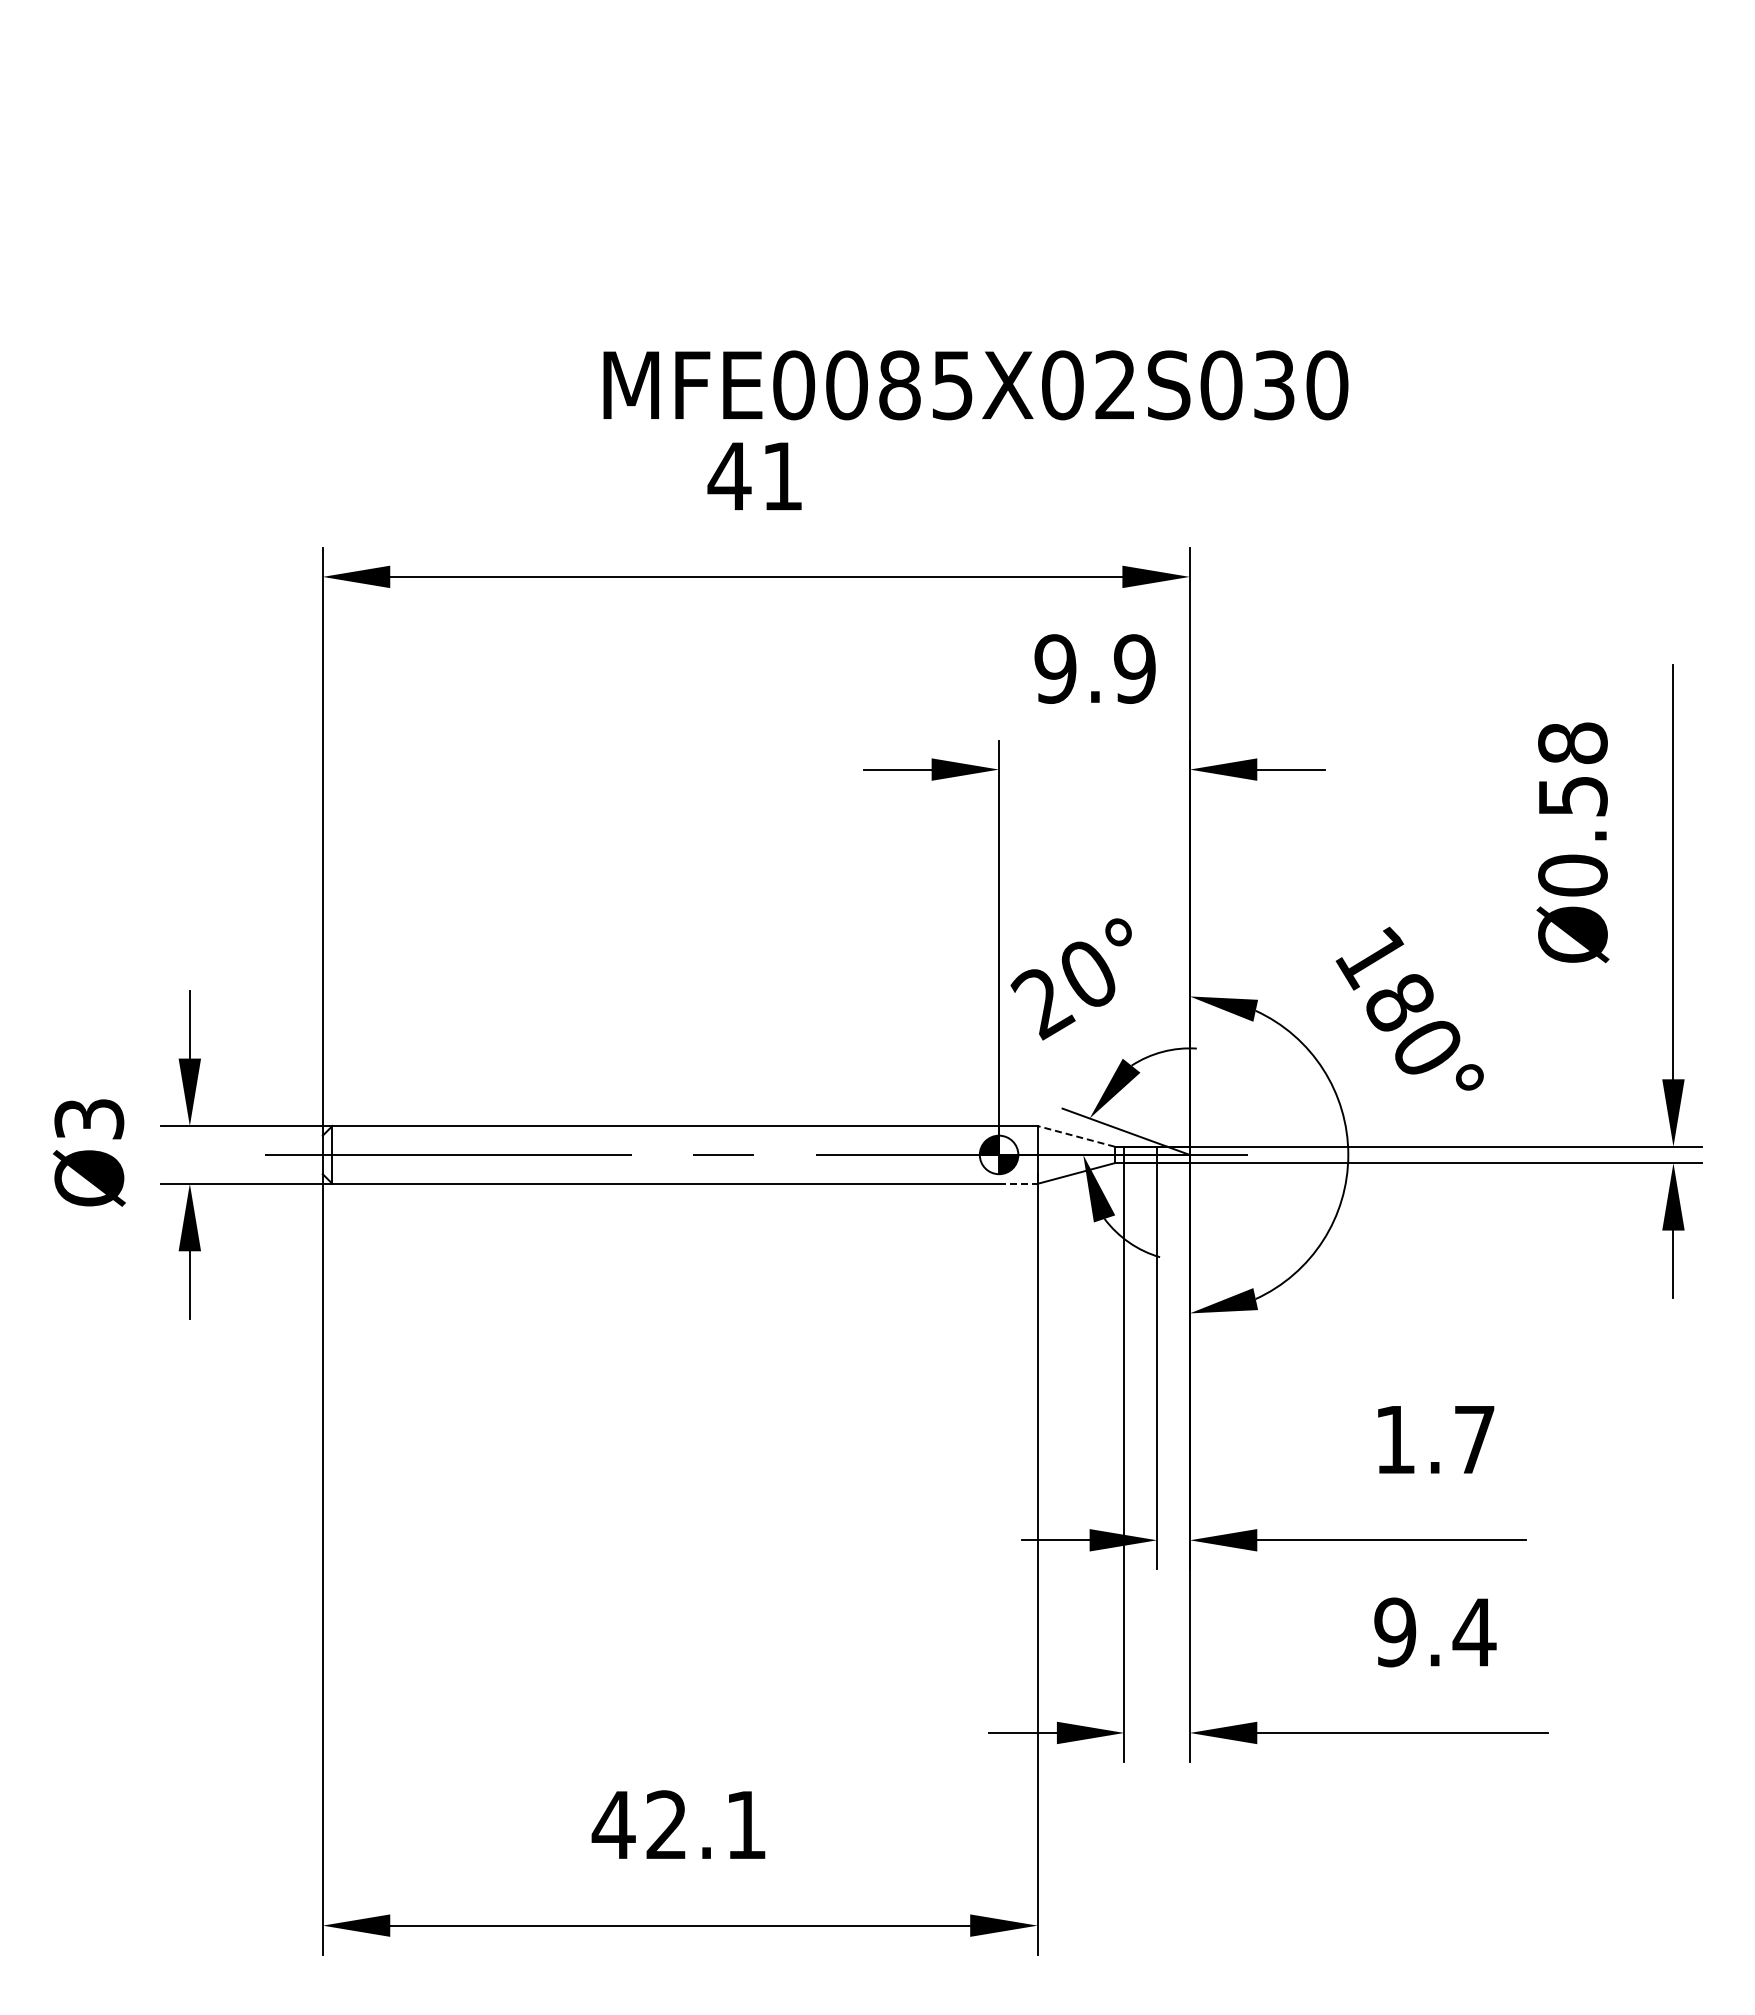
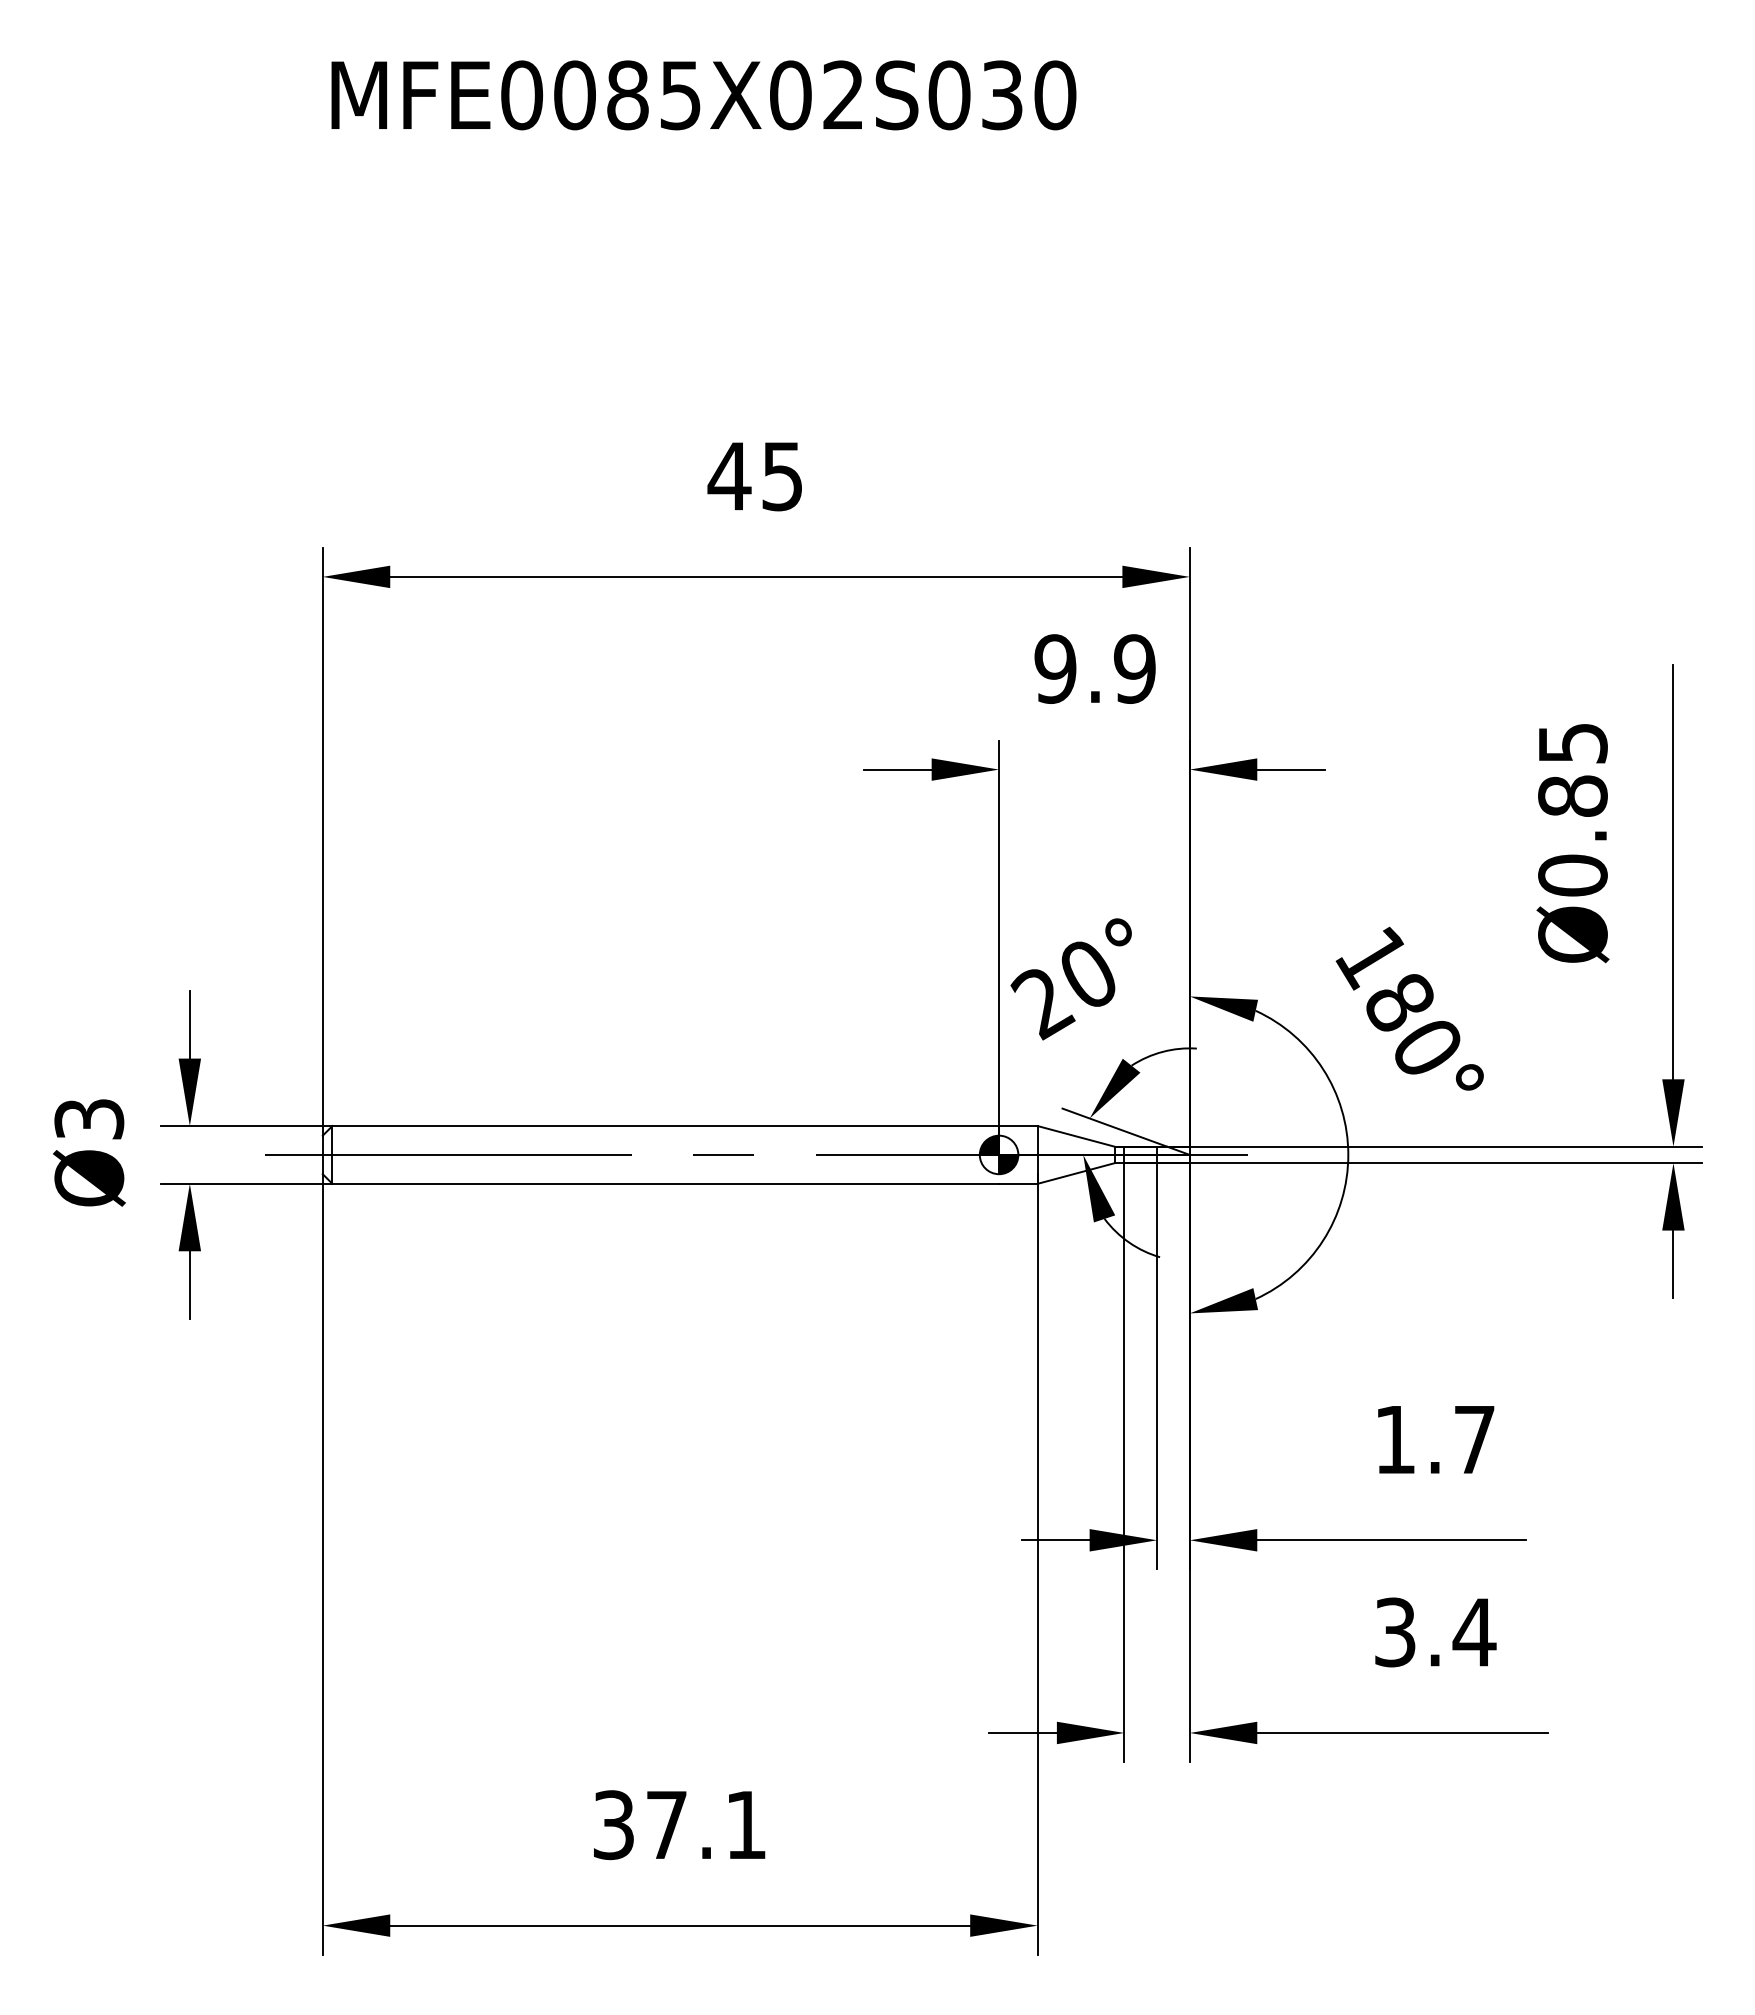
text position: (975, 385) -> (703, 95) (703, 95)
text: 41 -> 45 (781, 476)
text: Ø0.58 -> Ø0.85 (1572, 769)
line: dashed -> solid (1075, 1136)
line: dashed -> solid (1018, 1183)
text: 9.4 -> 3.4 (1395, 1632)
text: 42.1 -> 37.1 (638, 1825)
